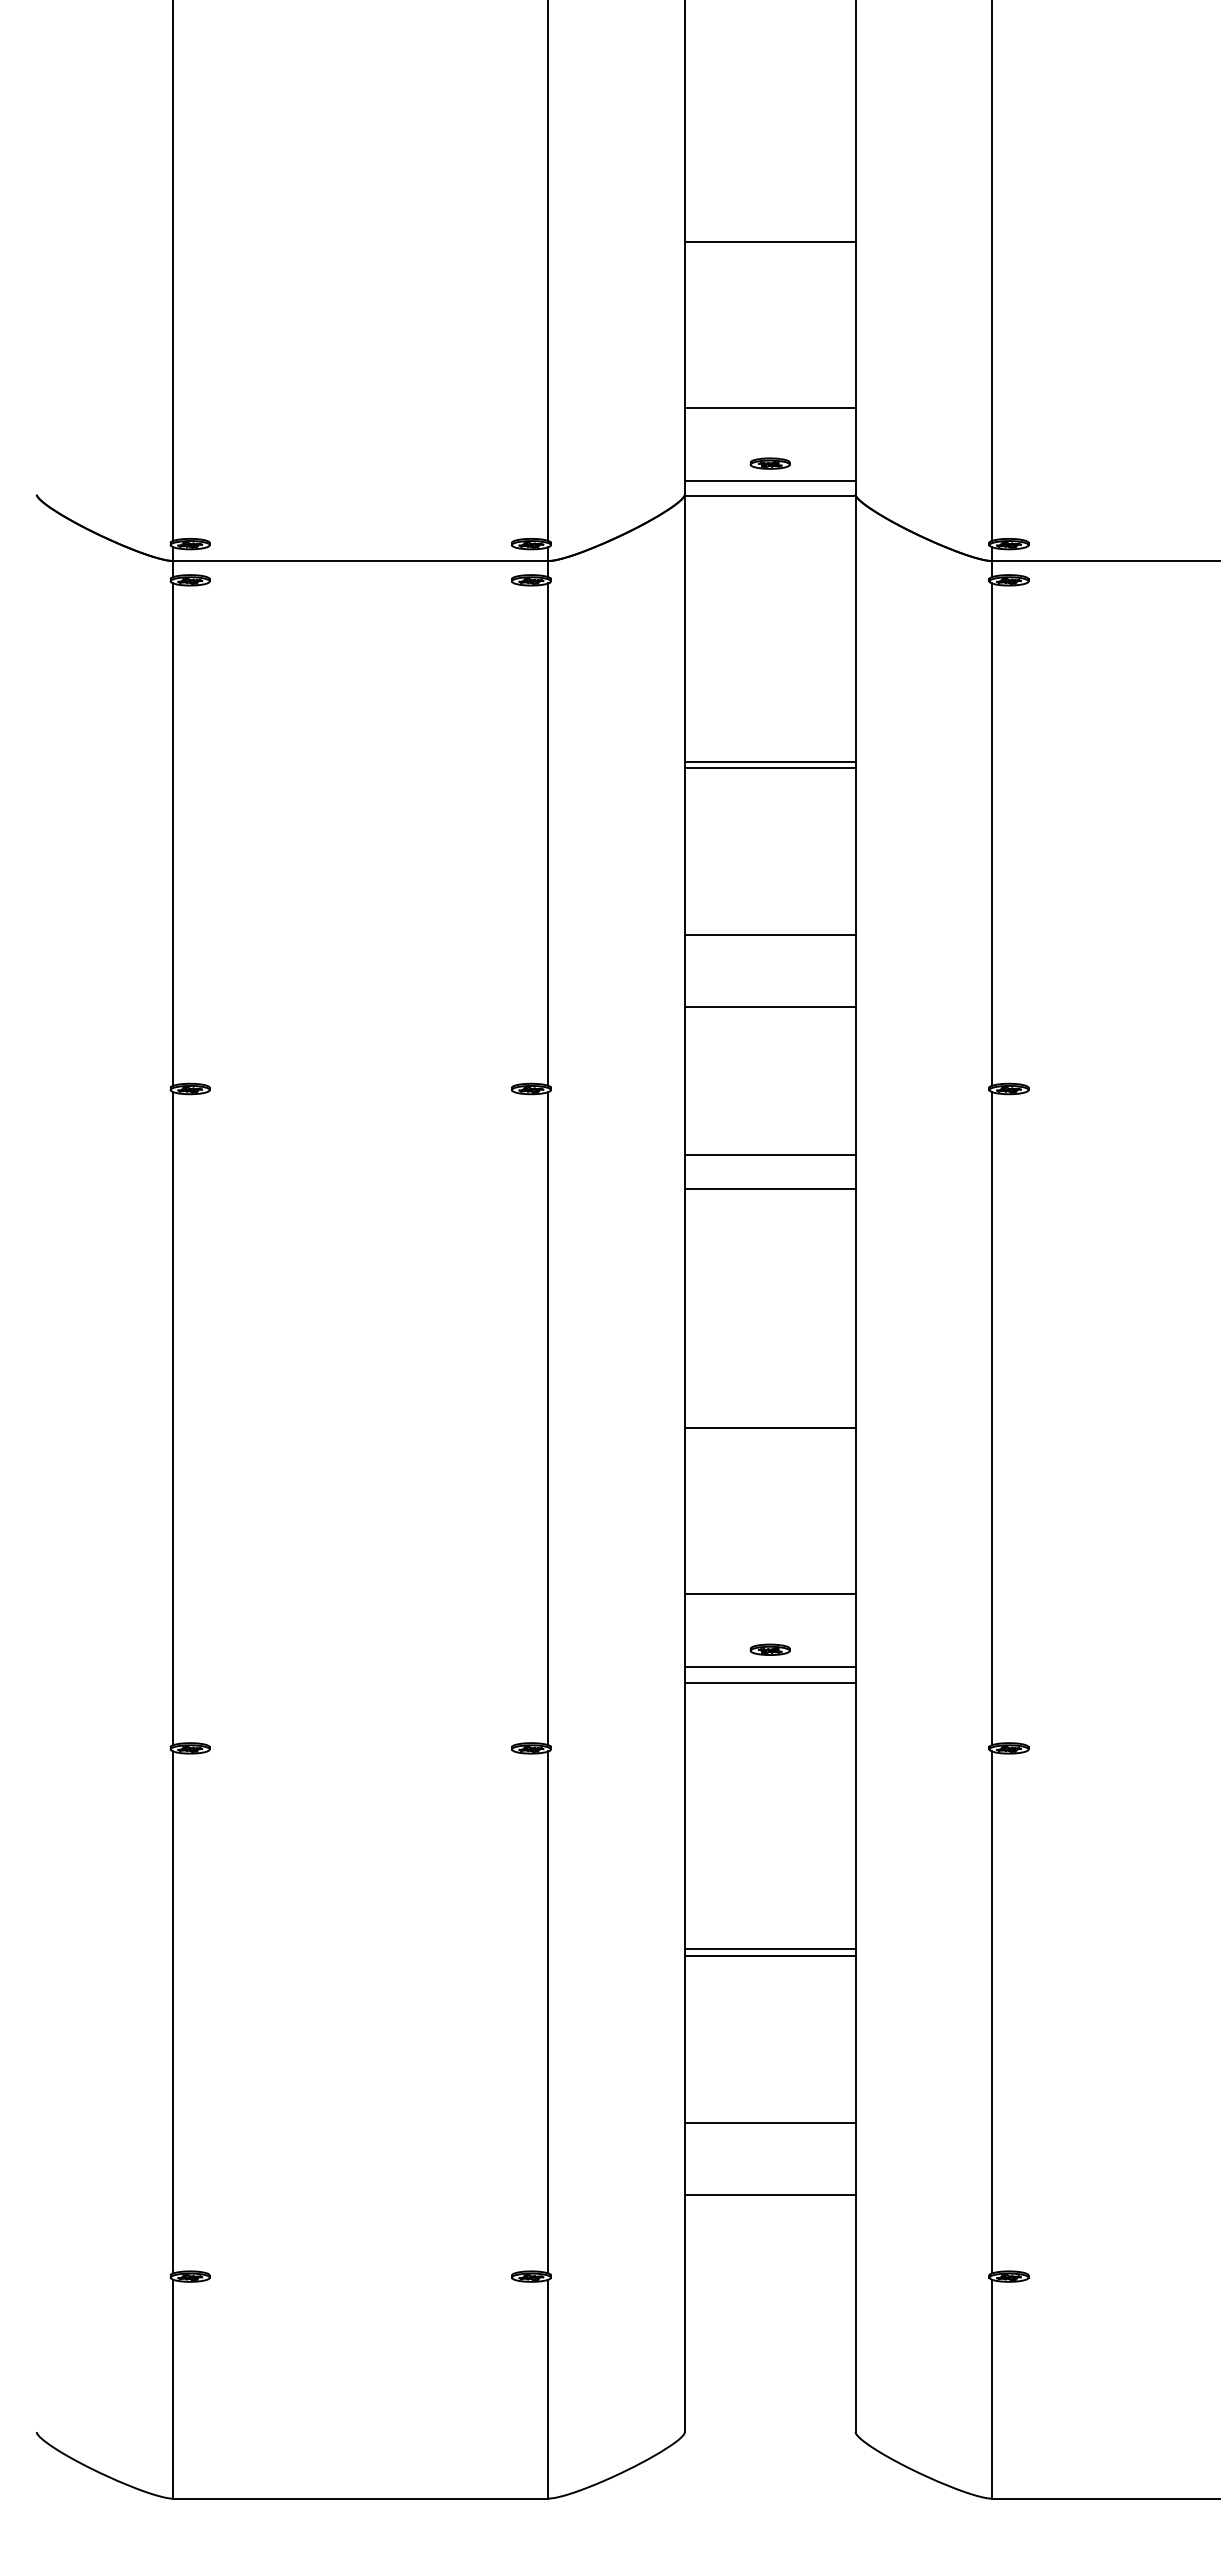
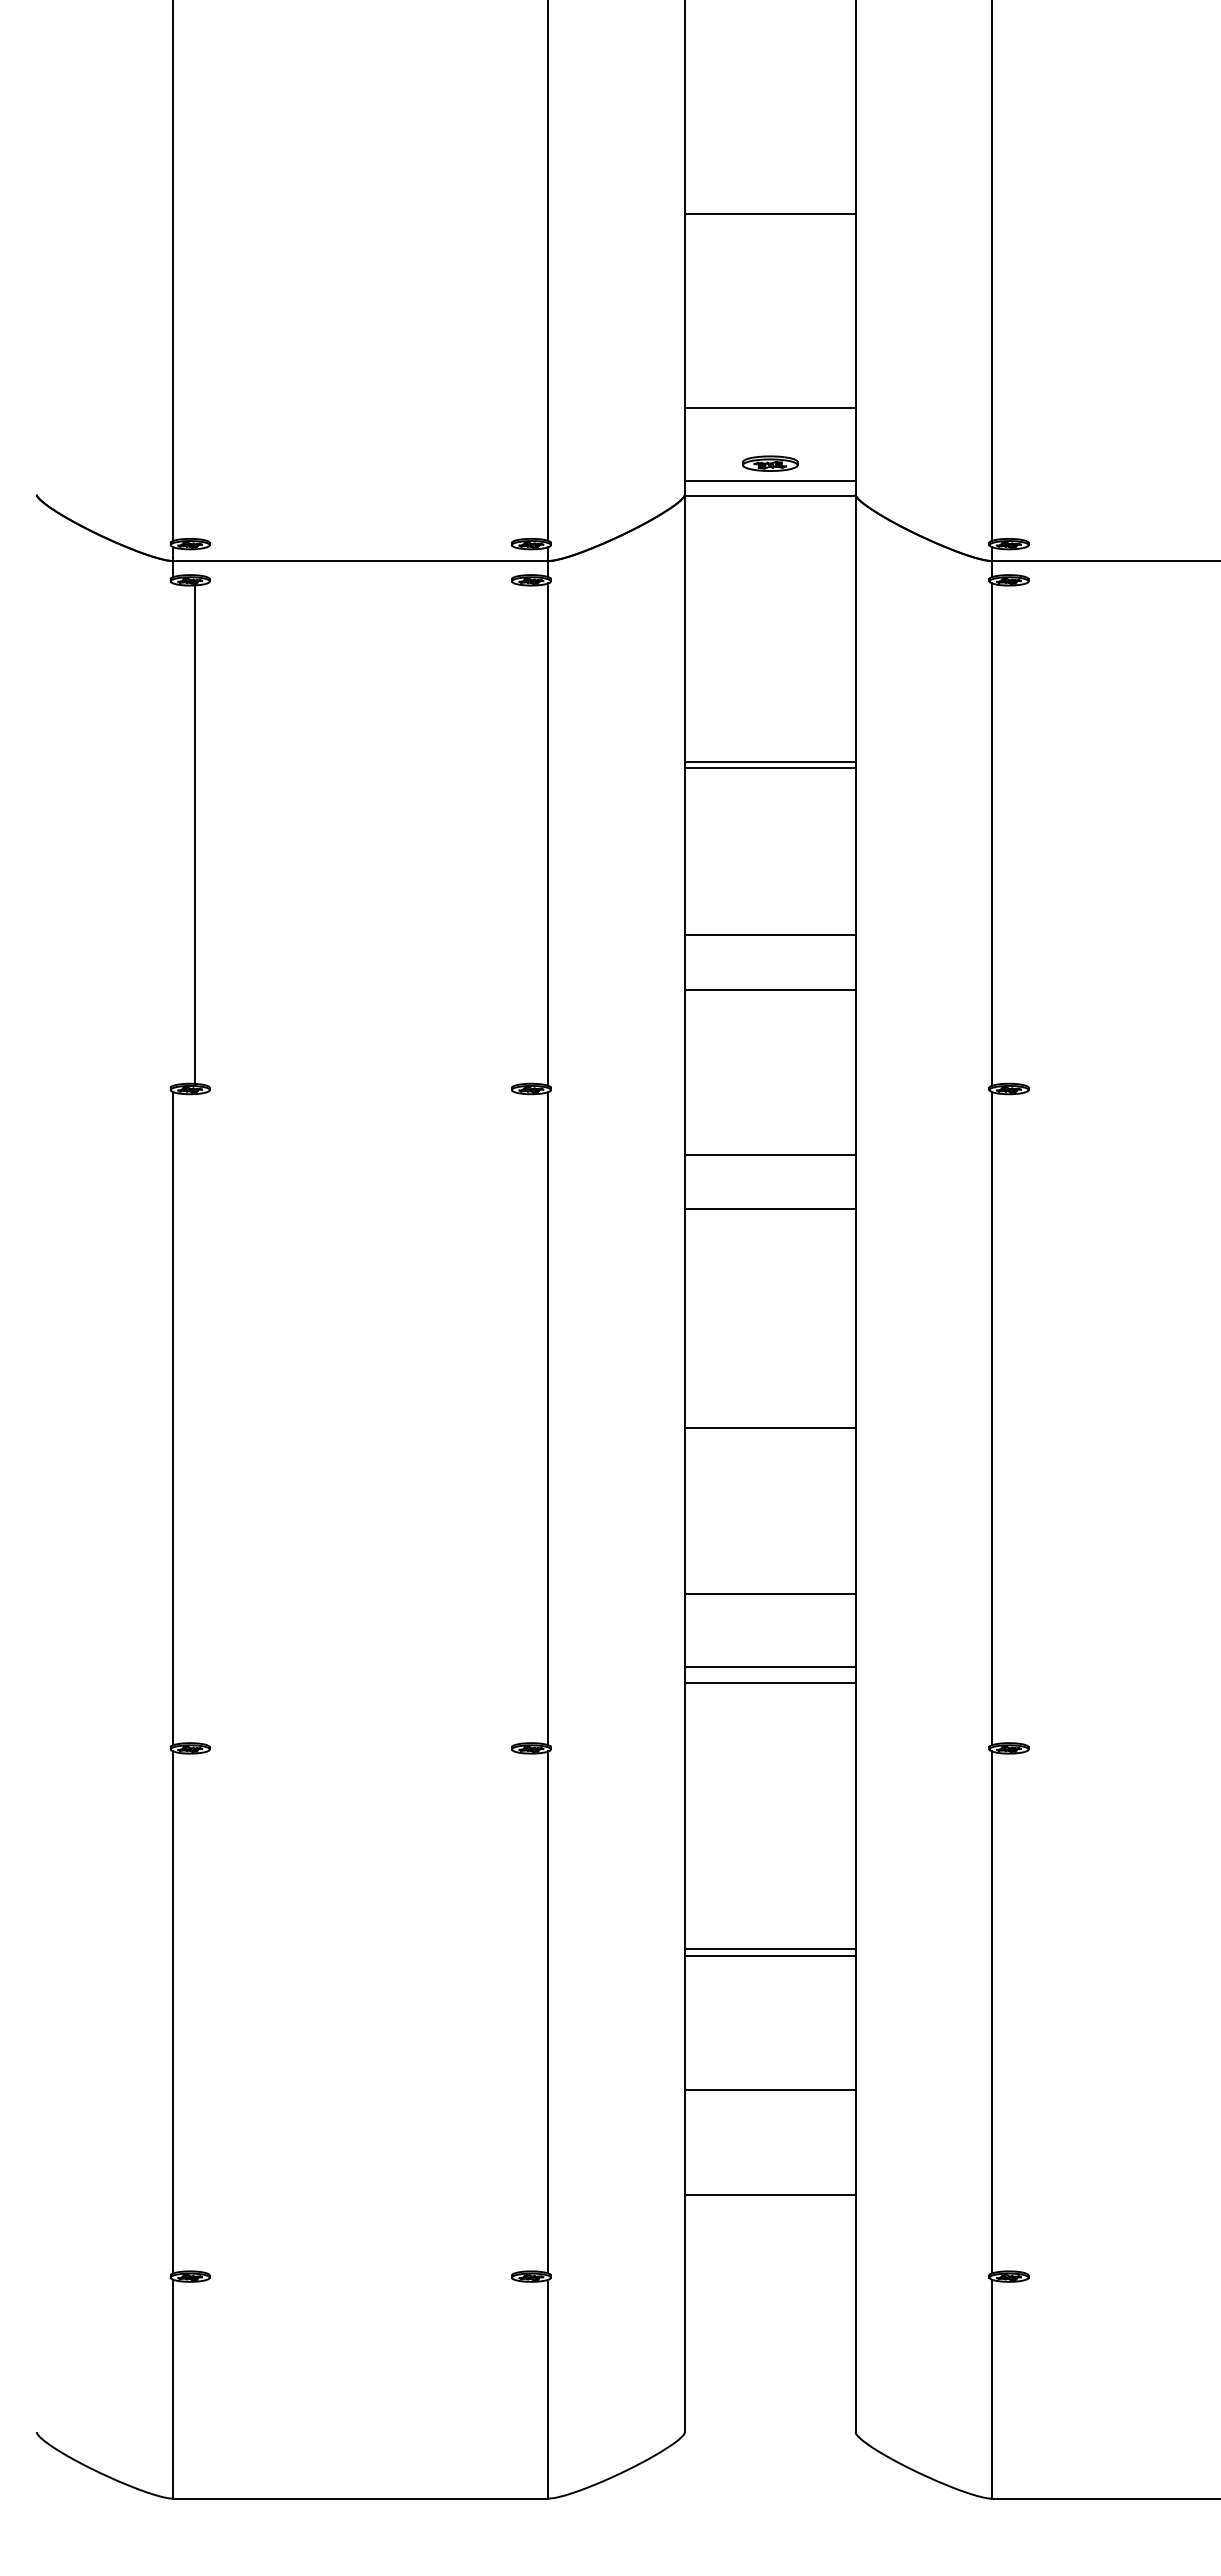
line position: (769, 241) -> (769, 213) (769, 213)
part size: 42x13 px -> 57x17 px (770, 463)
line position: (173, 834) -> (195, 834) (195, 834)
line position: (769, 1007) -> (769, 990) (769, 990)
line position: (769, 1189) -> (769, 1209) (769, 1209)
part: present -> none (769, 1649)
line position: (769, 2122) -> (769, 2089) (769, 2089)
